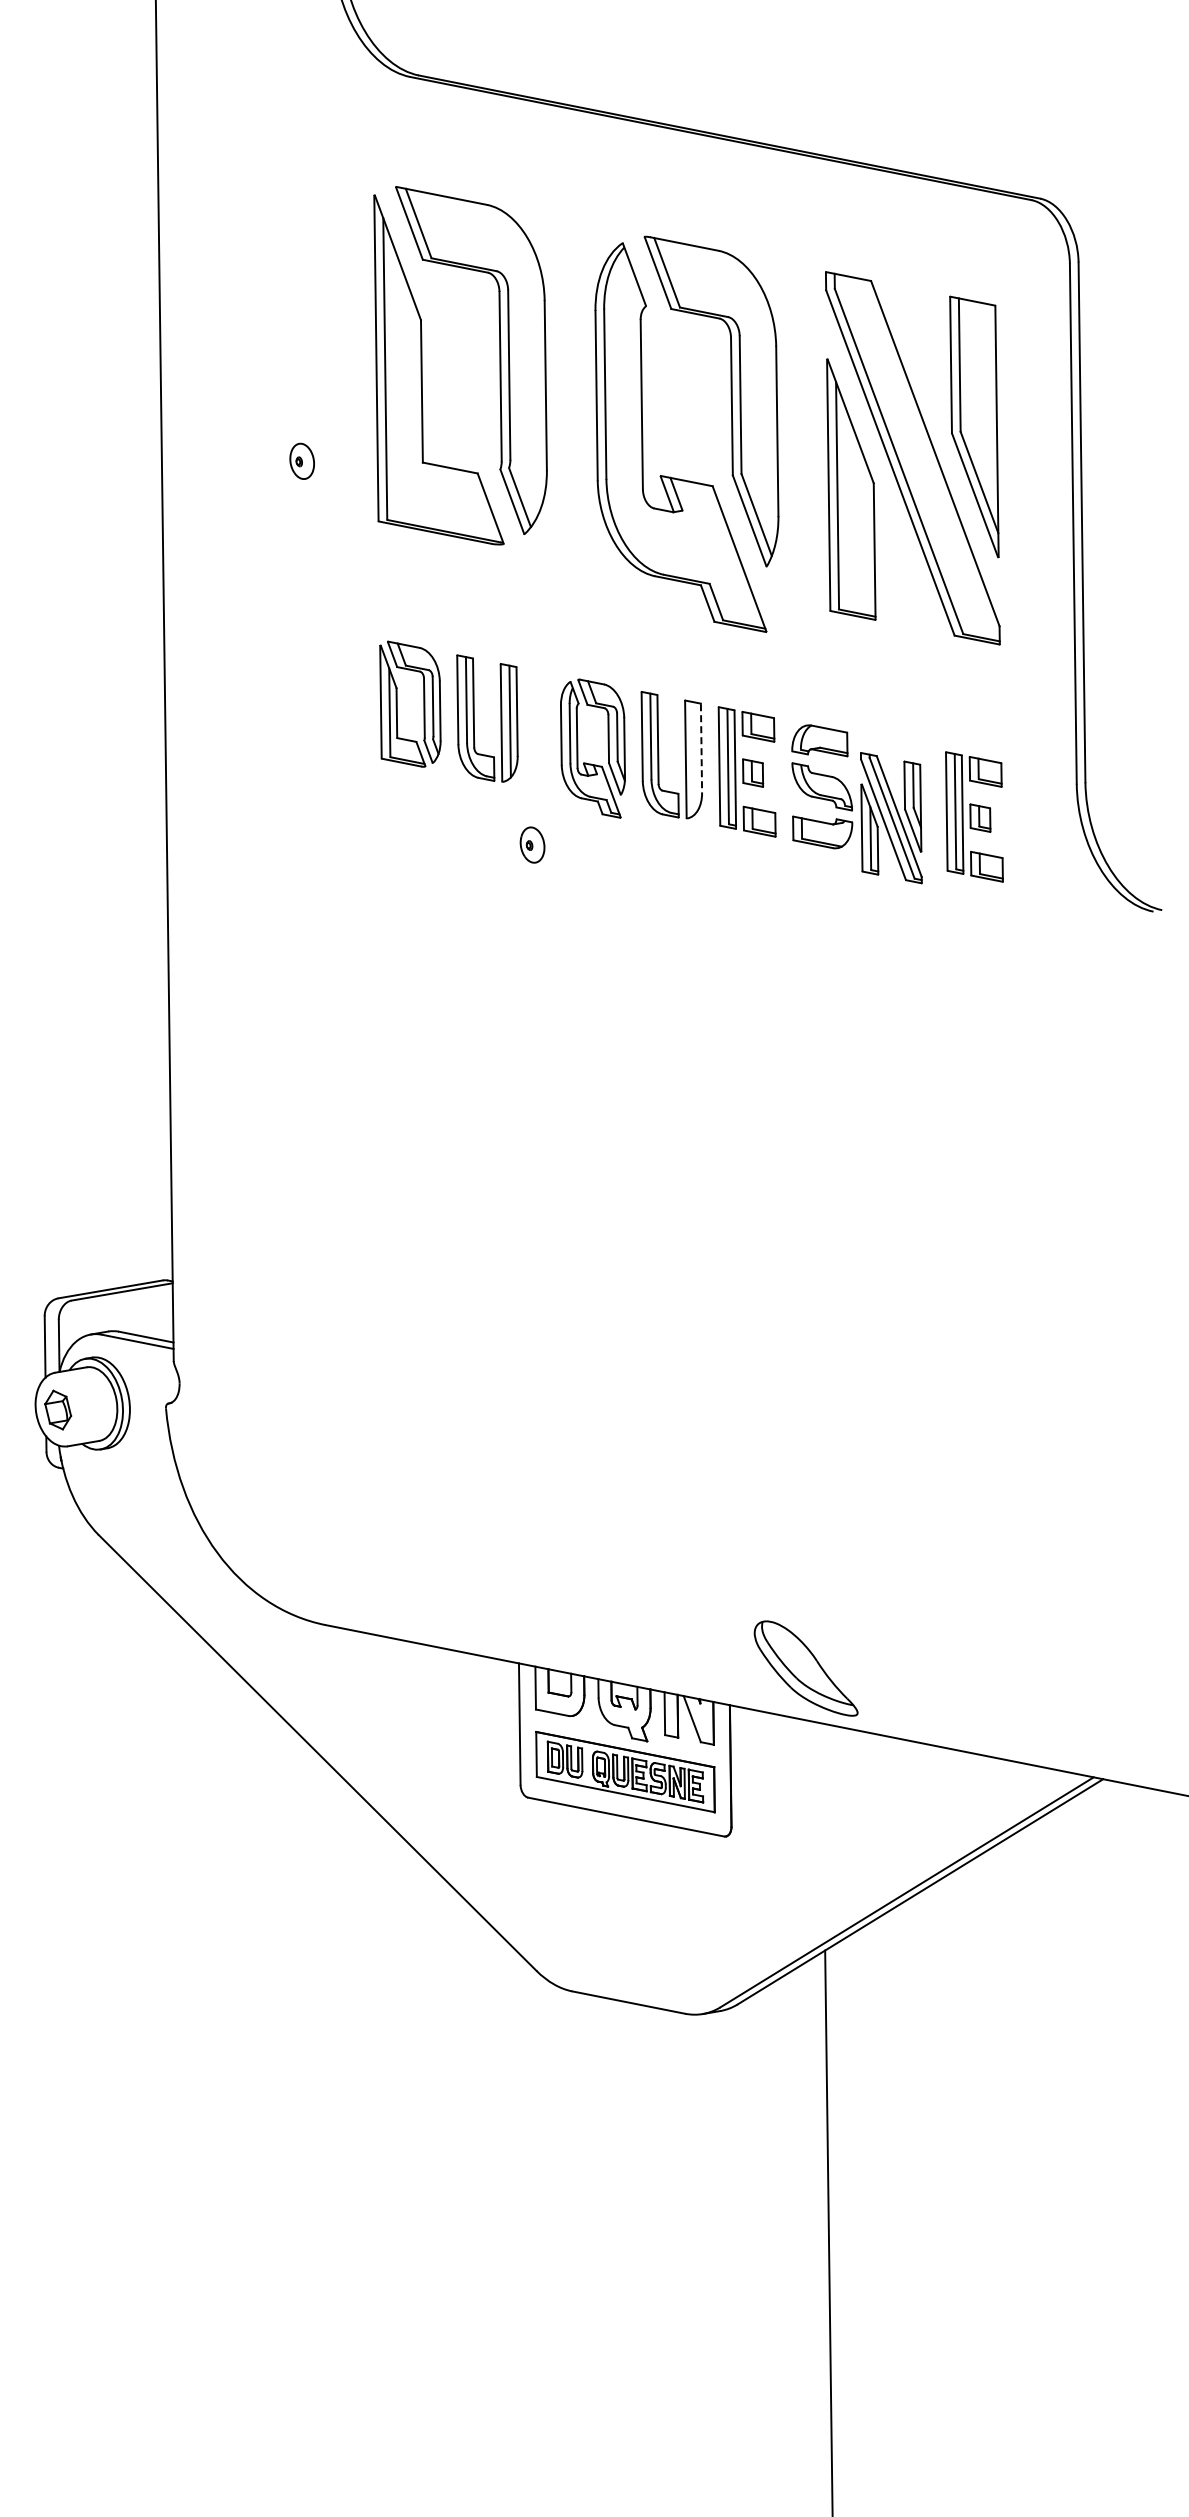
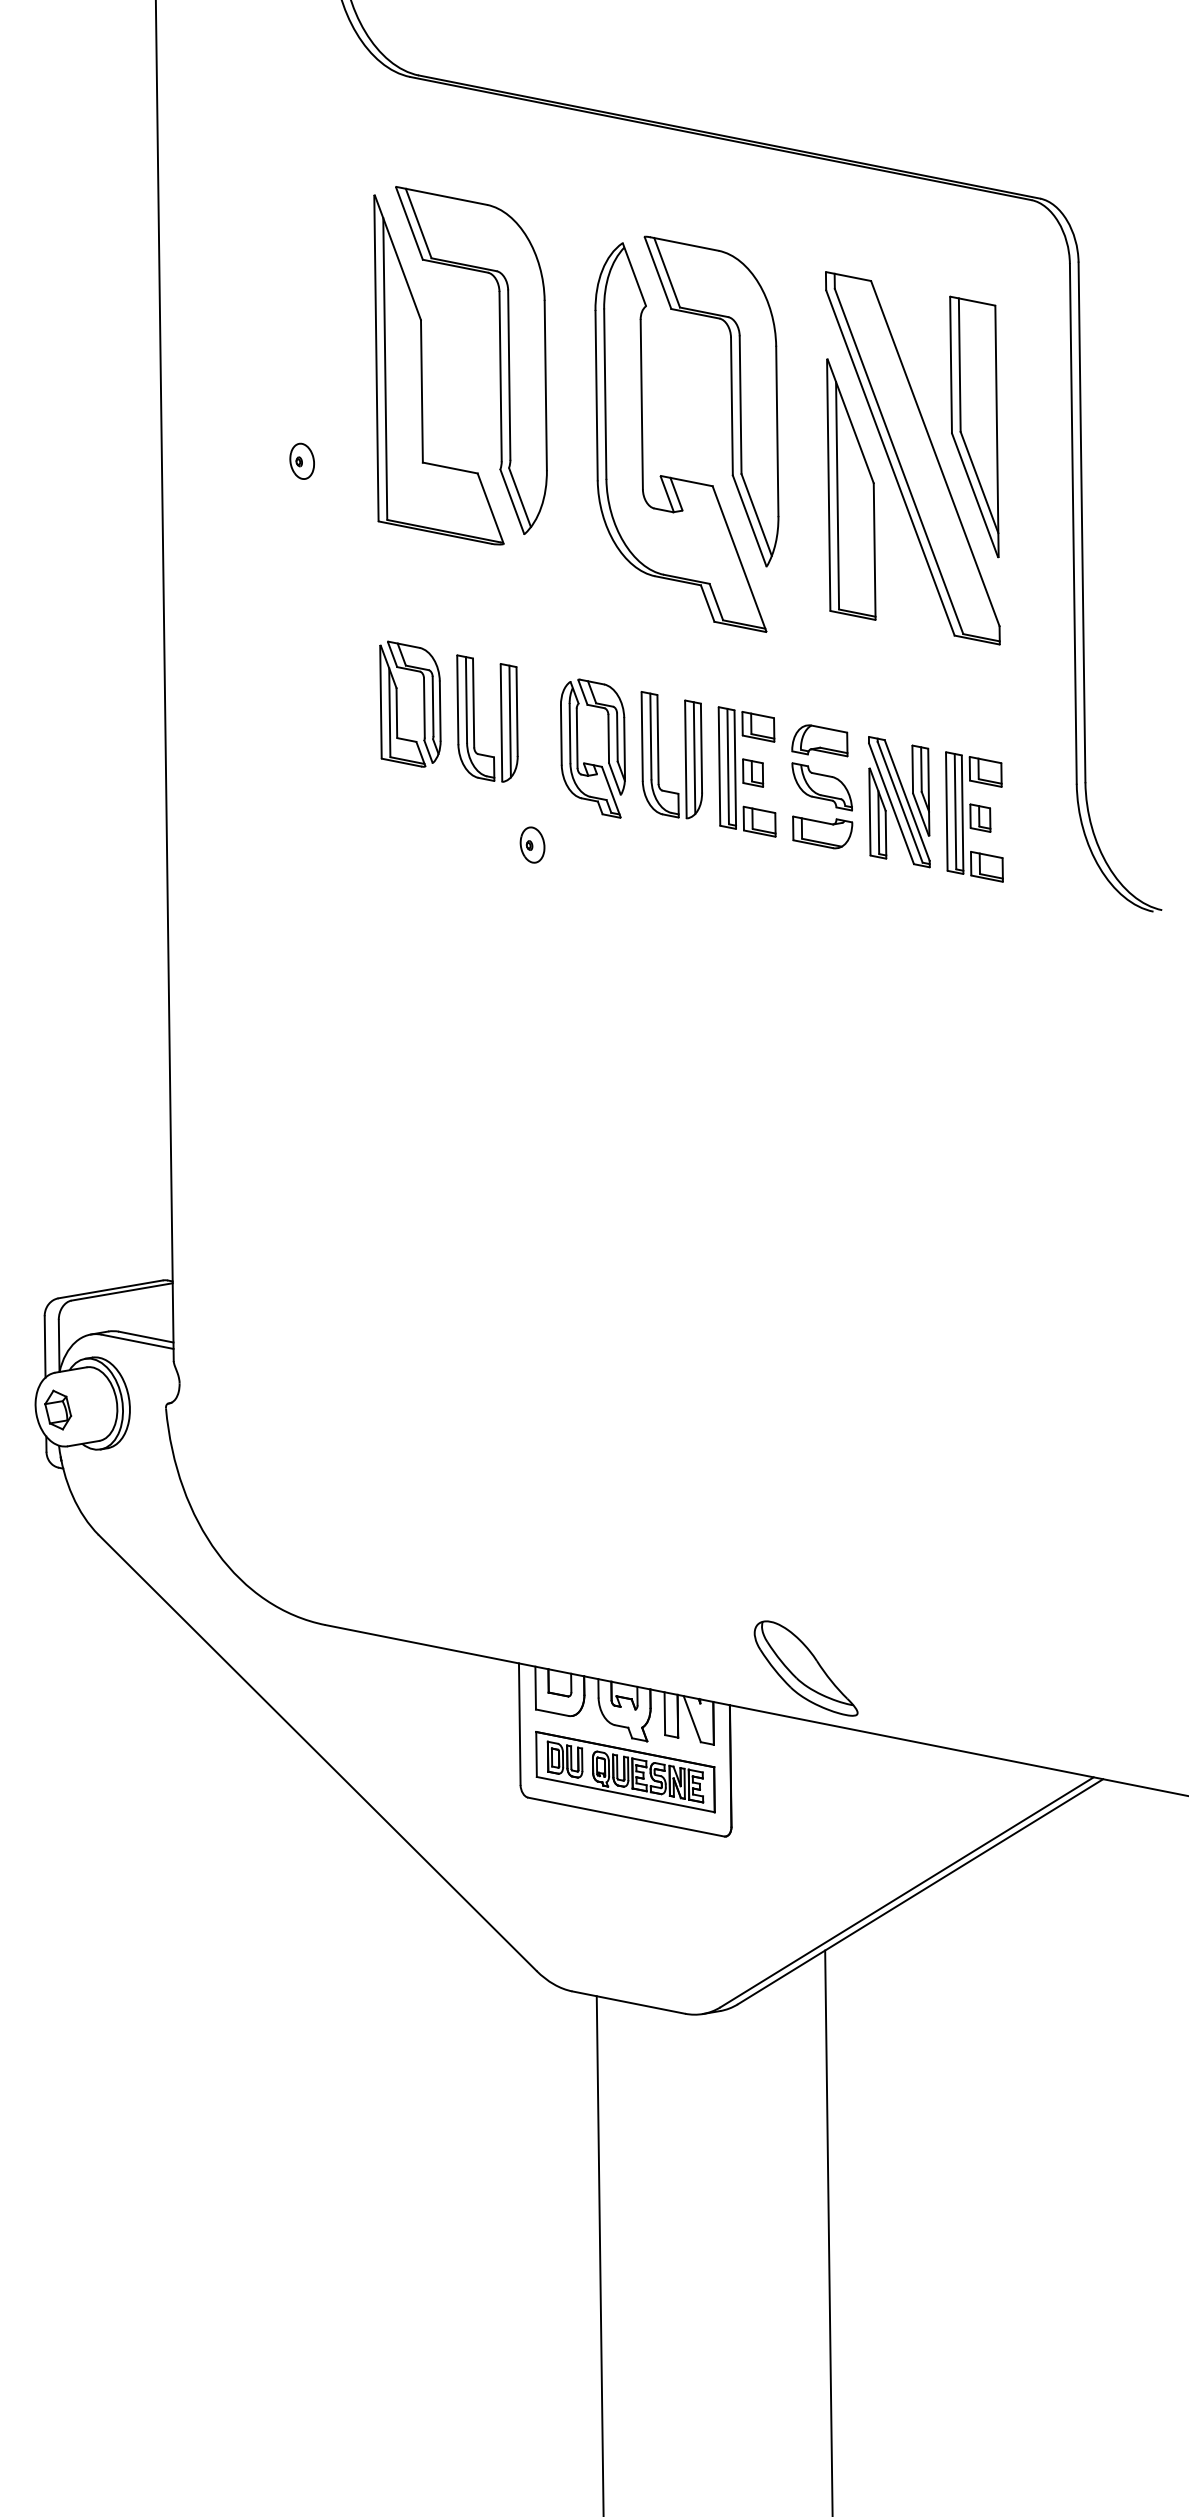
line: dashed -> solid (701, 748)
line: none -> present (694, 757)
part position: (891, 818) -> (899, 802) (899, 802)
line: none -> present (599, 2254)
